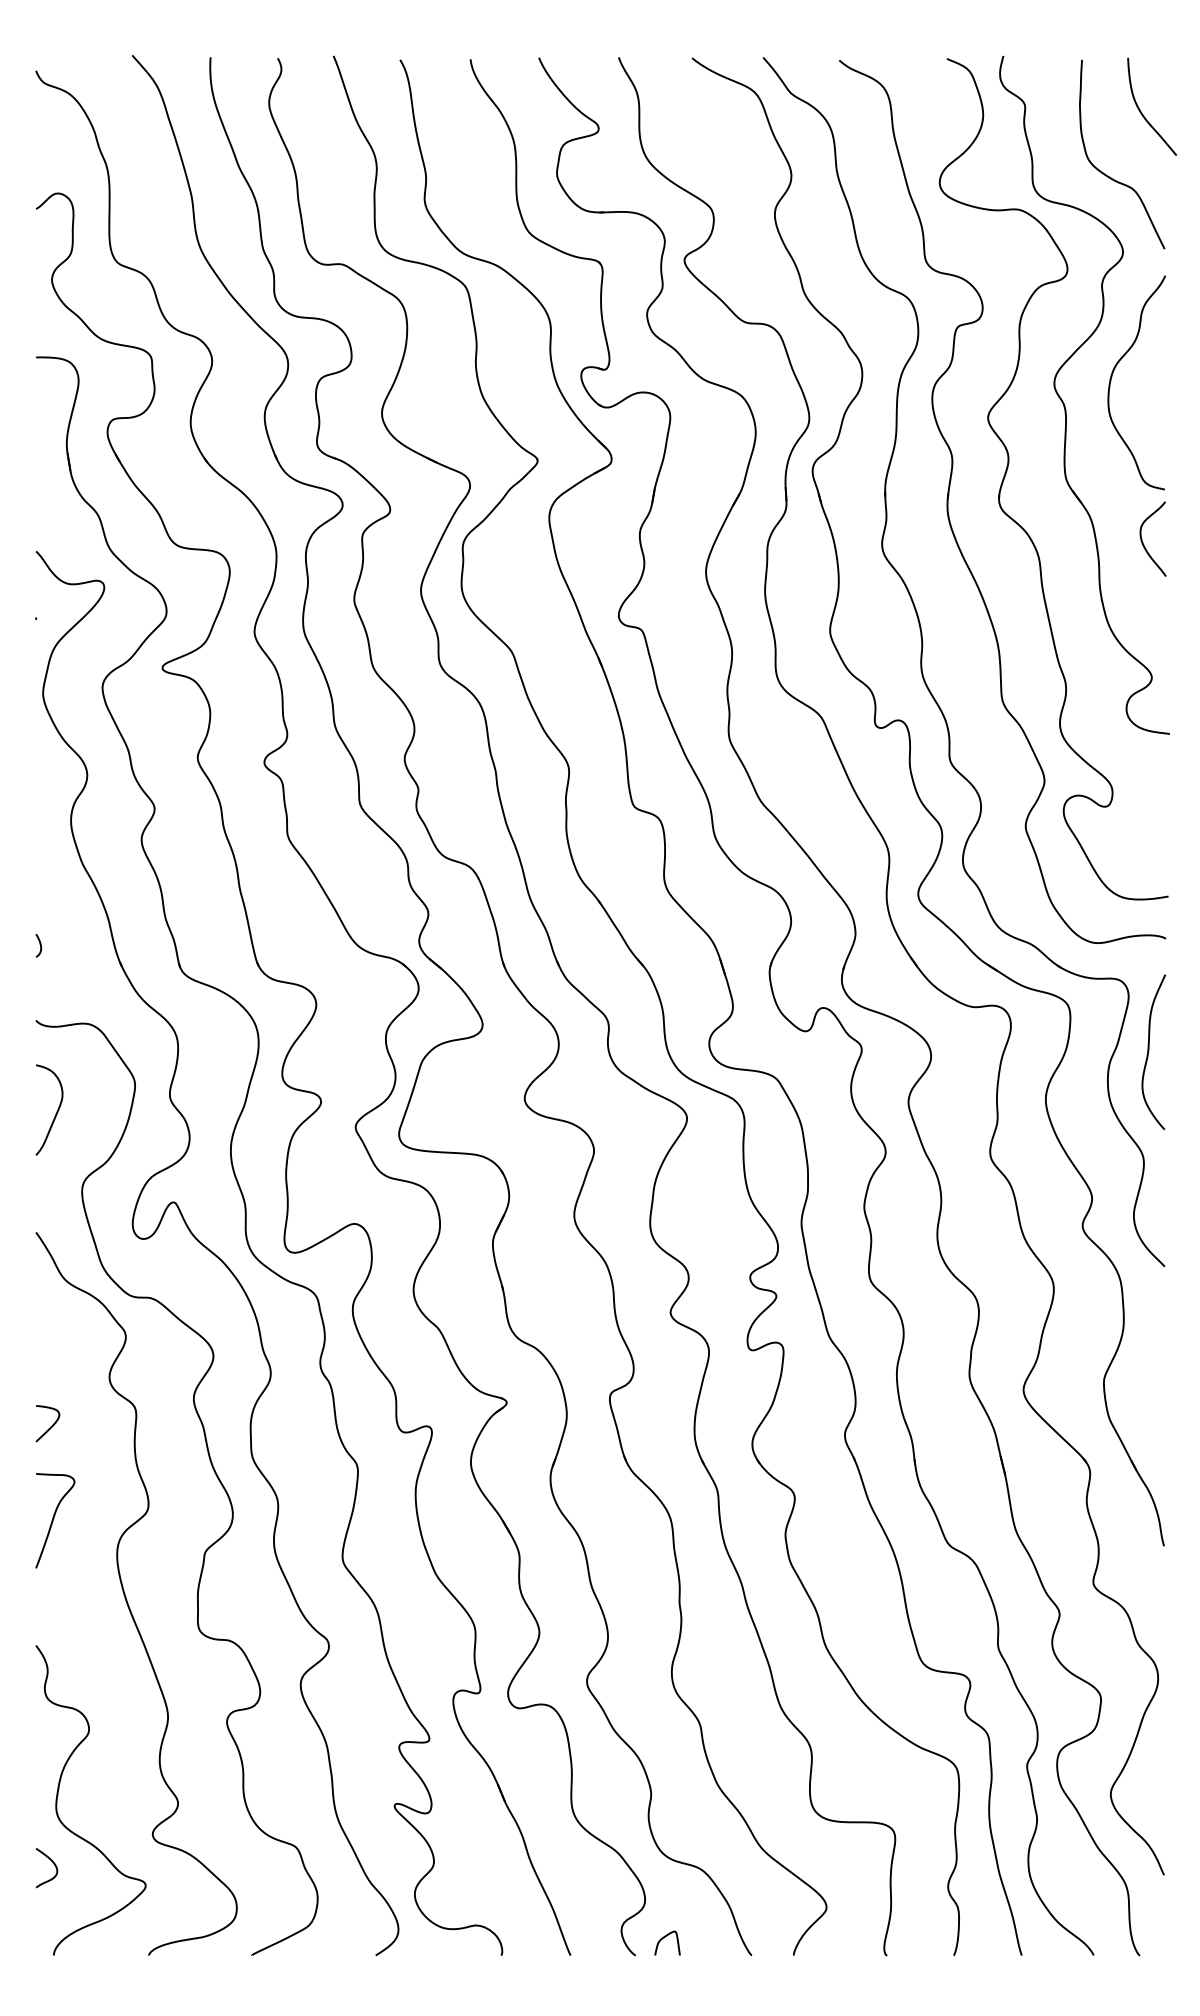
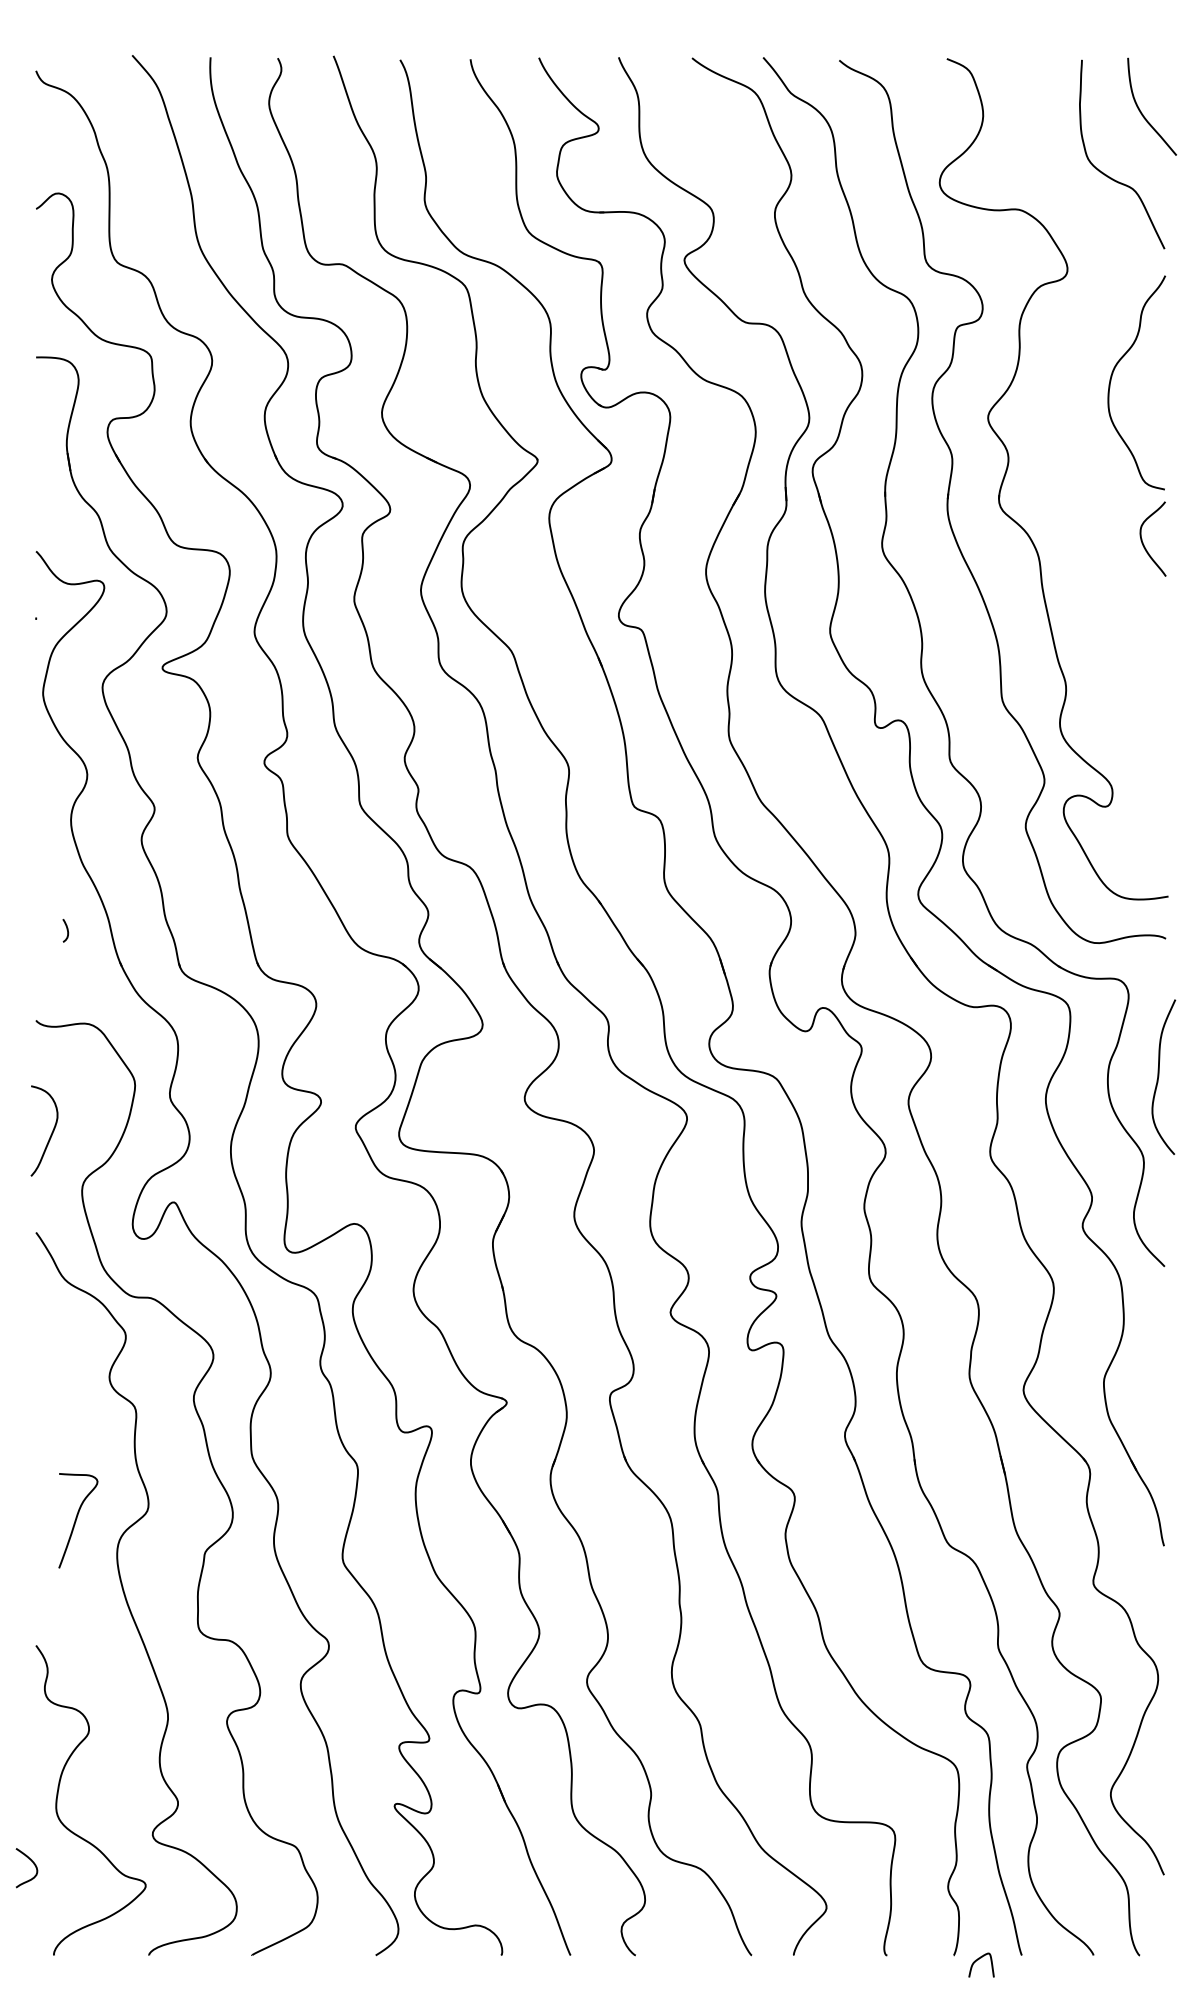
part: present -> none (1064, 403)
curve position: (39, 944) -> (66, 929) (66, 929)
curve position: (1149, 1051) -> (1159, 1076) (1159, 1076)
curve position: (55, 1113) -> (50, 1134) (50, 1134)
curve: present -> none (50, 1426)
curve position: (53, 1520) -> (76, 1520) (76, 1520)
curve position: (53, 1864) -> (33, 1864) (33, 1864)
curve position: (664, 1938) -> (978, 1960) (978, 1960)
